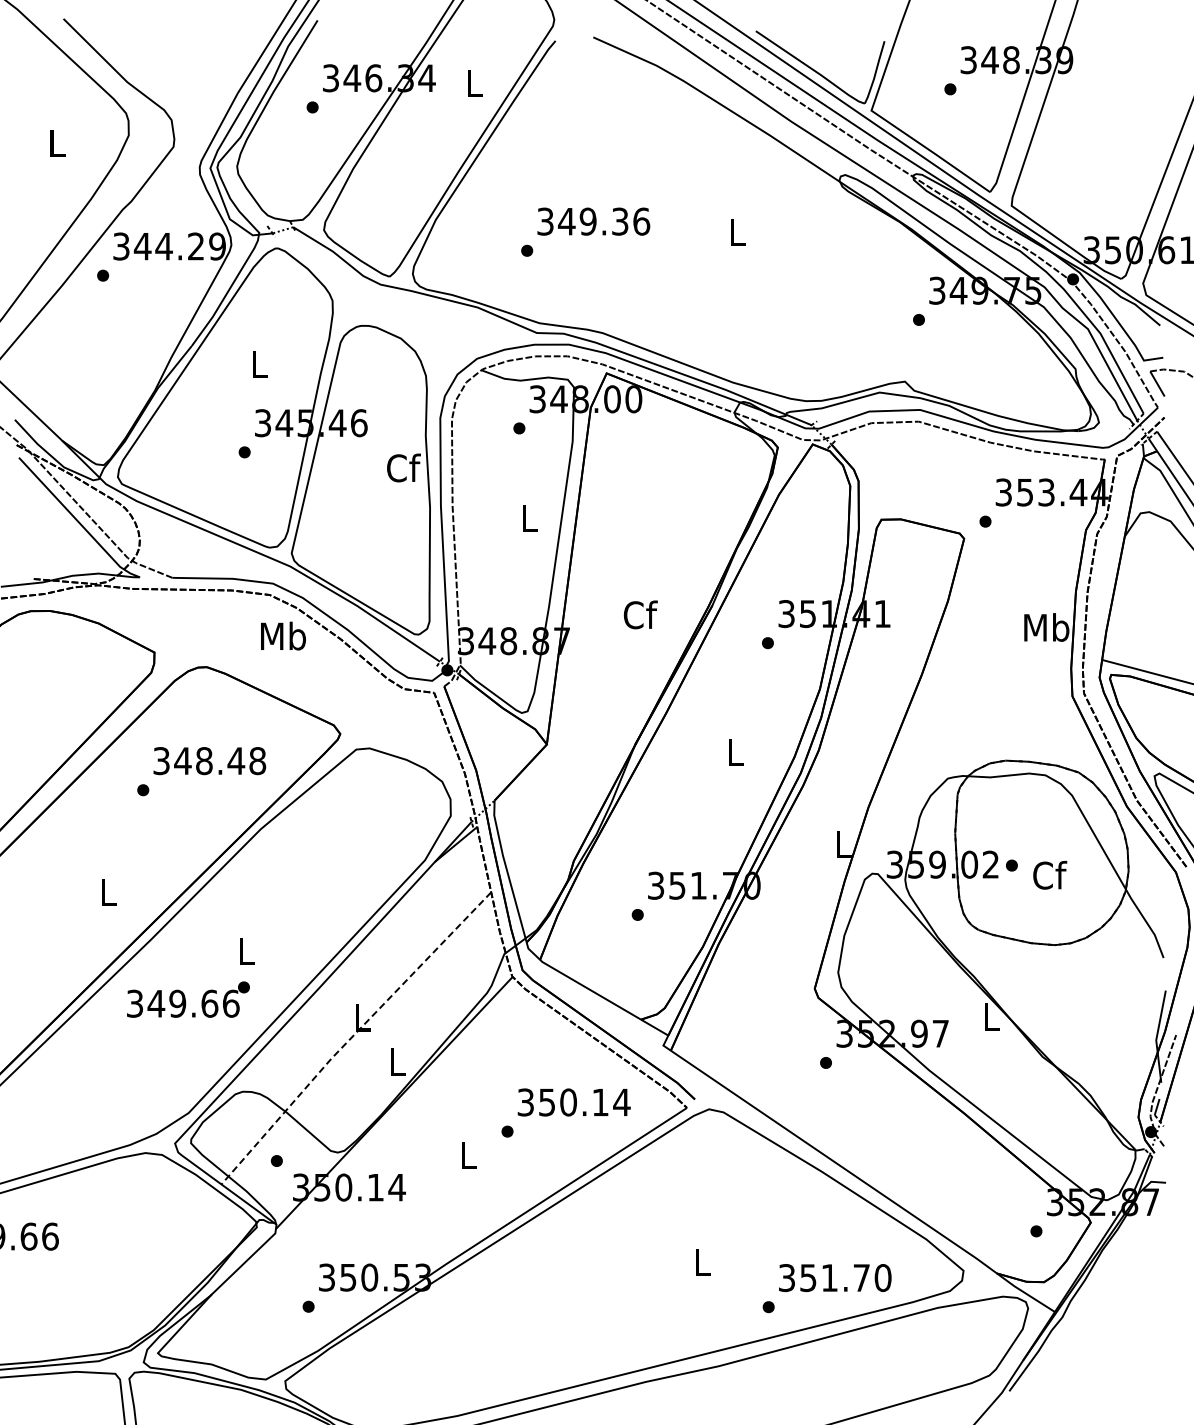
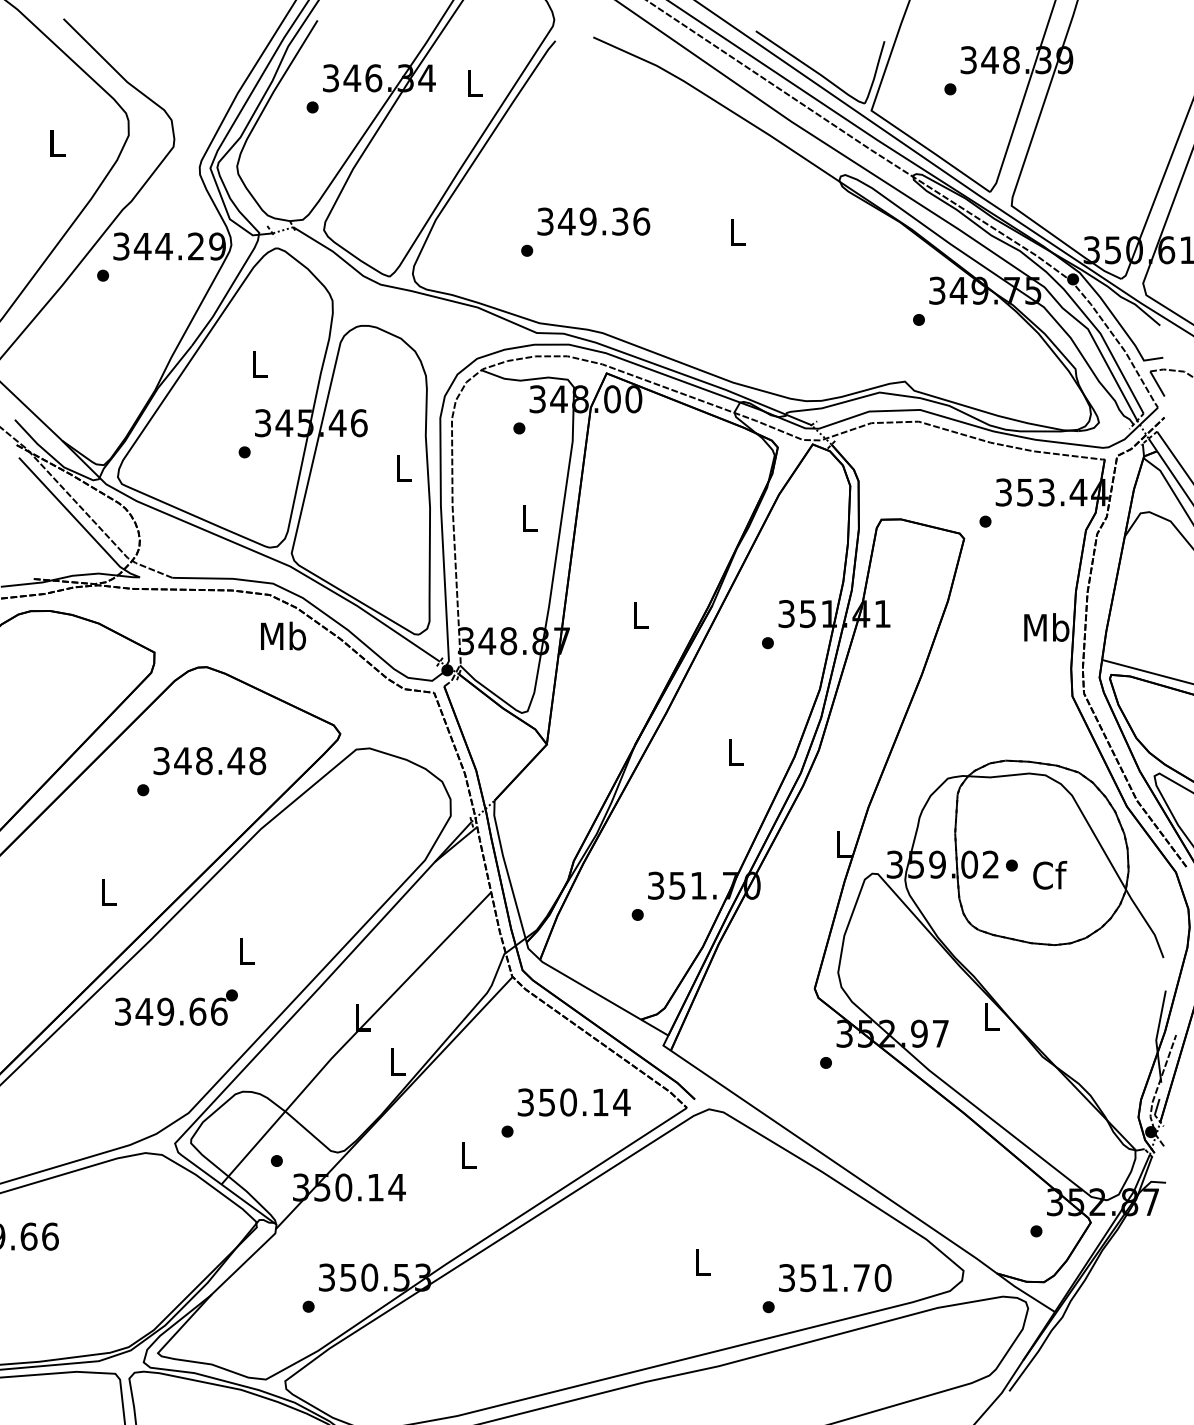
text: Cf -> L (403, 467)
text: Cf -> L (640, 614)
text position: (188, 999) -> (176, 1007) (176, 1007)
line: dashed -> solid (352, 1036)
